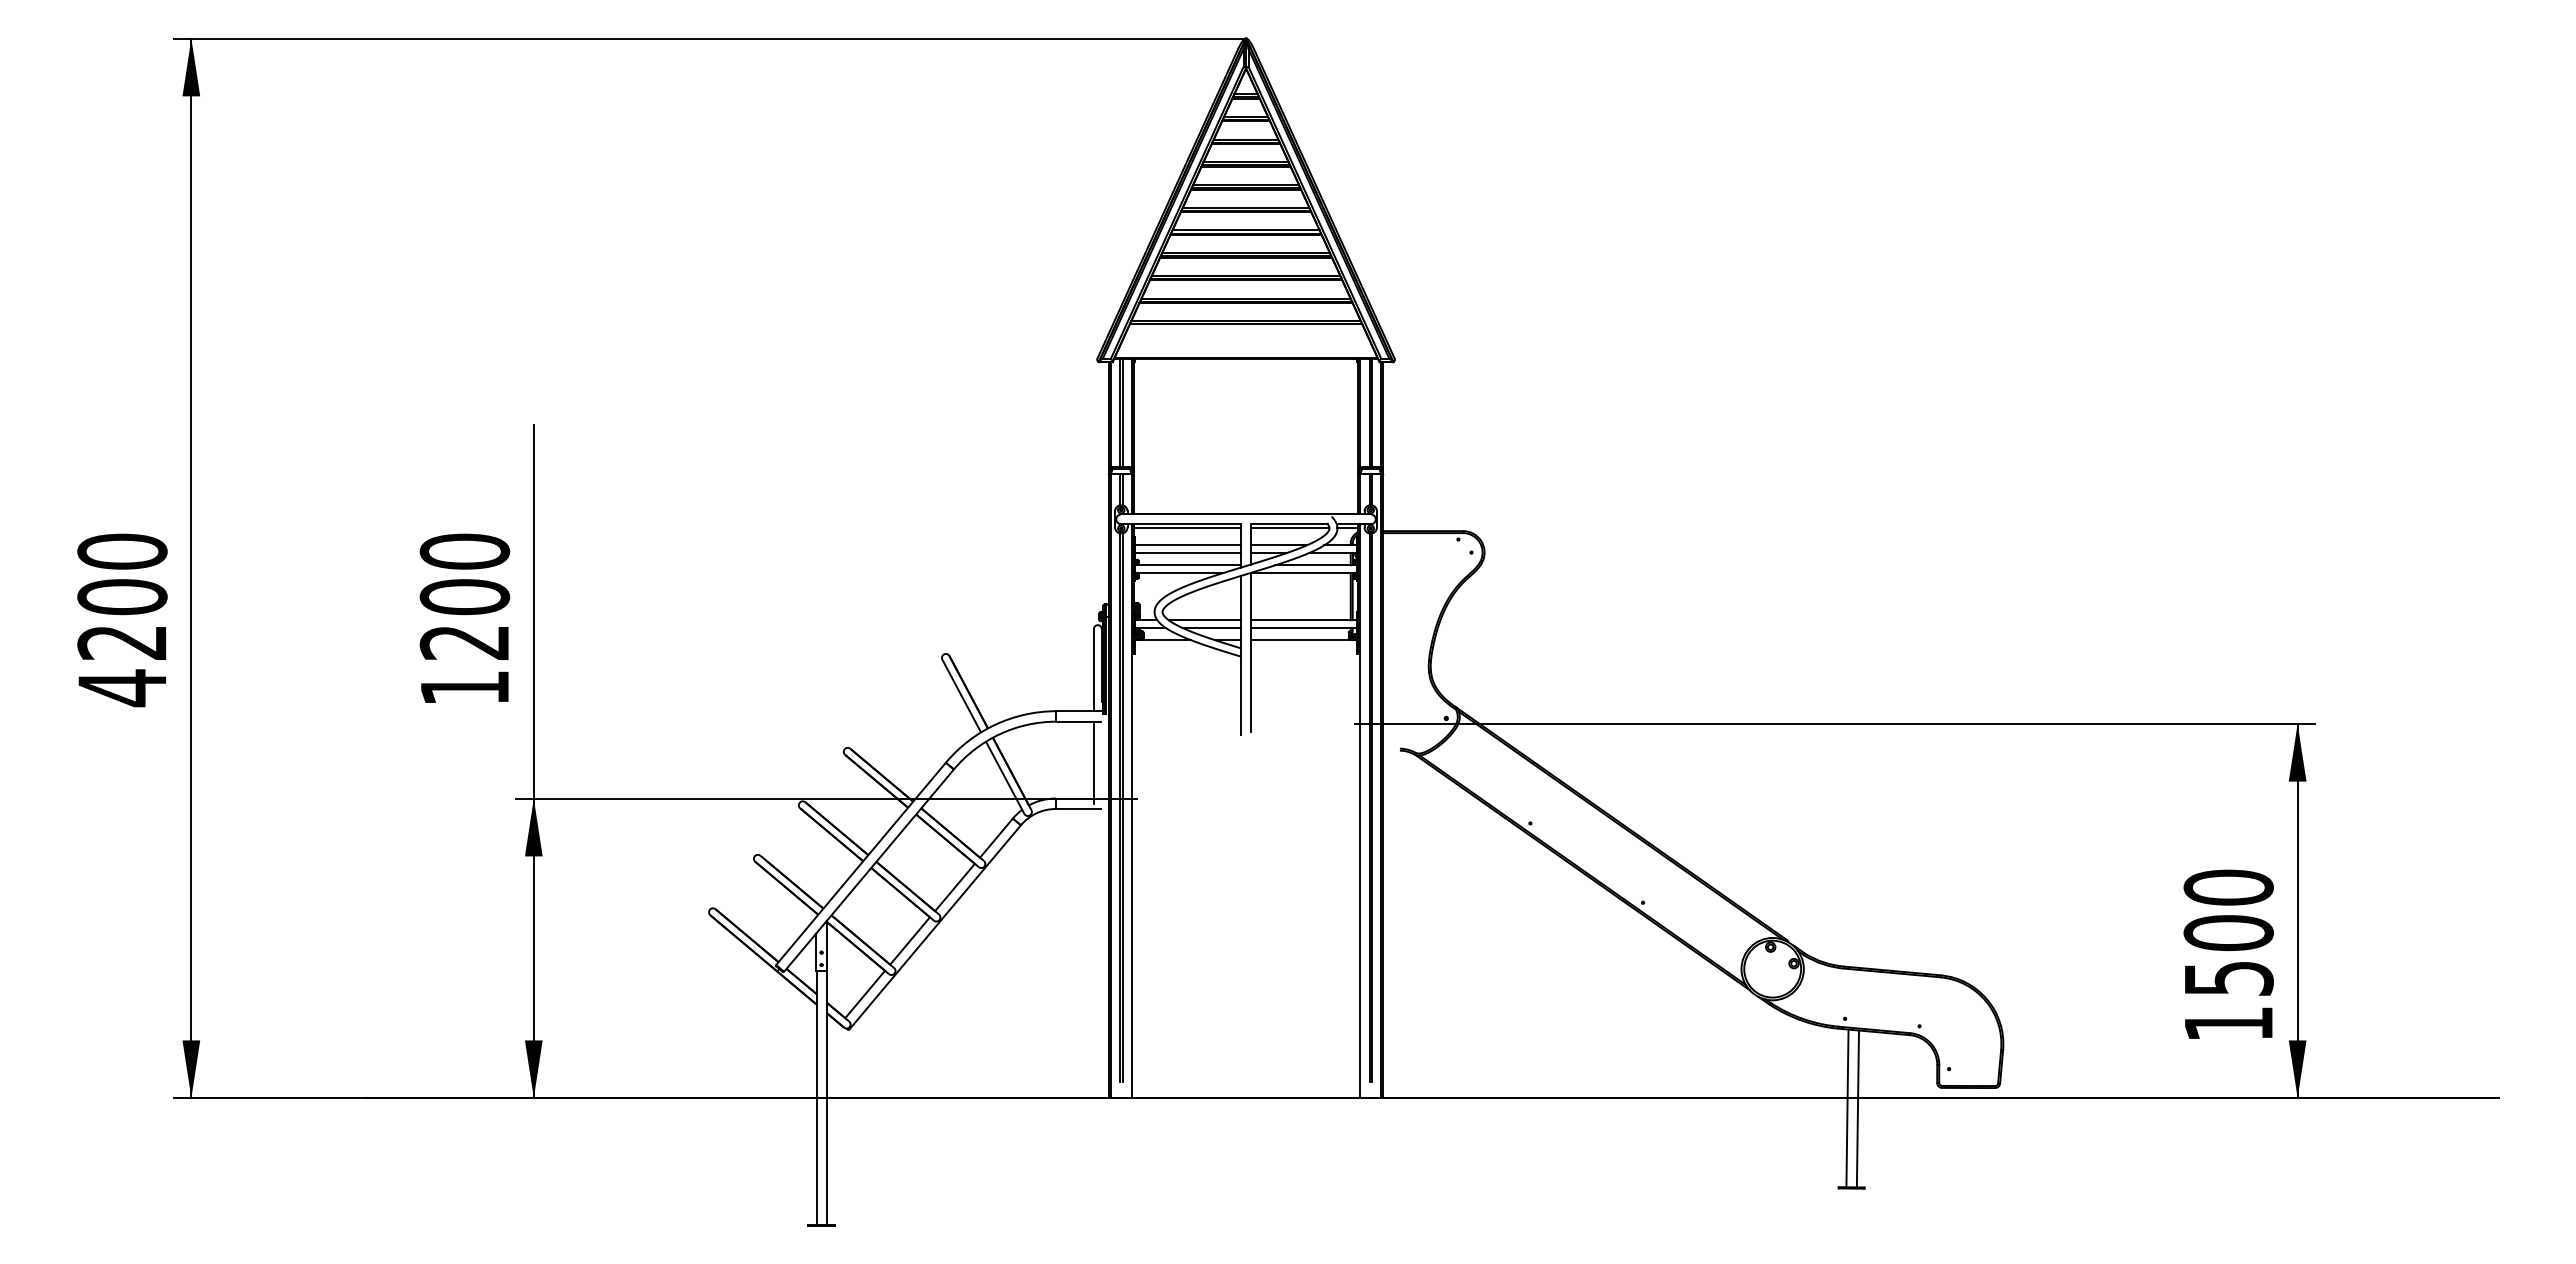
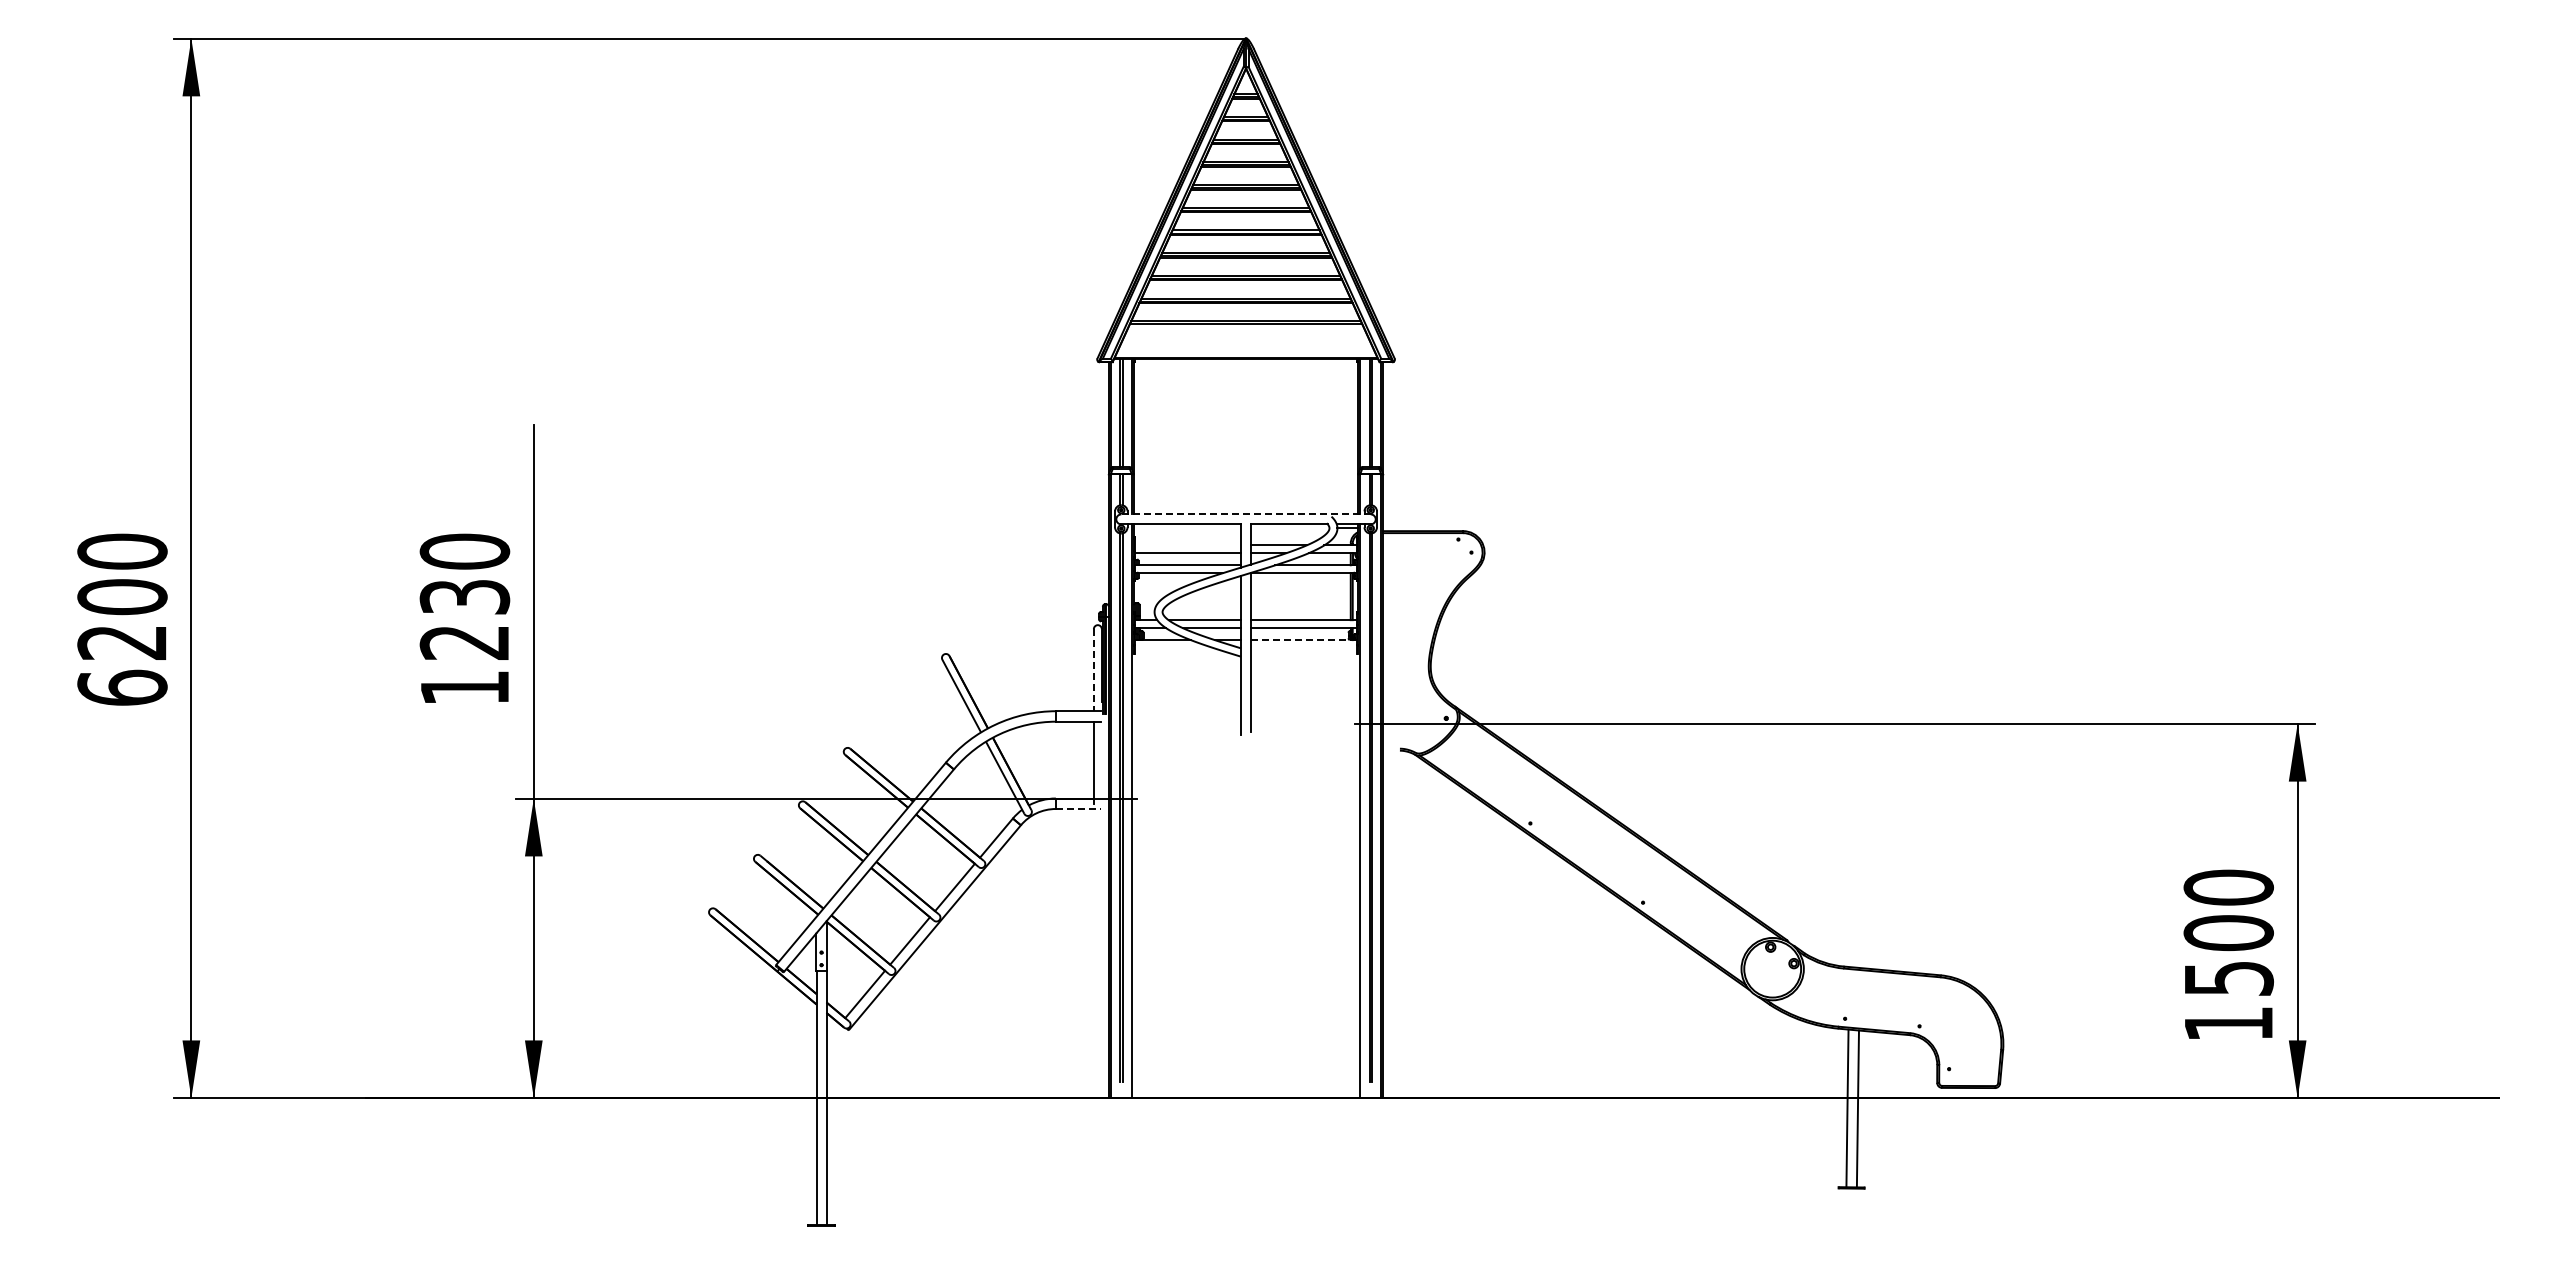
line: solid -> dashed (1246, 514)
line: present -> none (1187, 527)
line: present -> none (1290, 527)
line: present -> none (1187, 545)
text: 1200 -> 1230 (464, 597)
line: solid -> dashed (1303, 640)
line: solid -> dashed (1093, 670)
text: 4200 -> 6200 (122, 688)
line: solid -> dashed (1078, 809)
